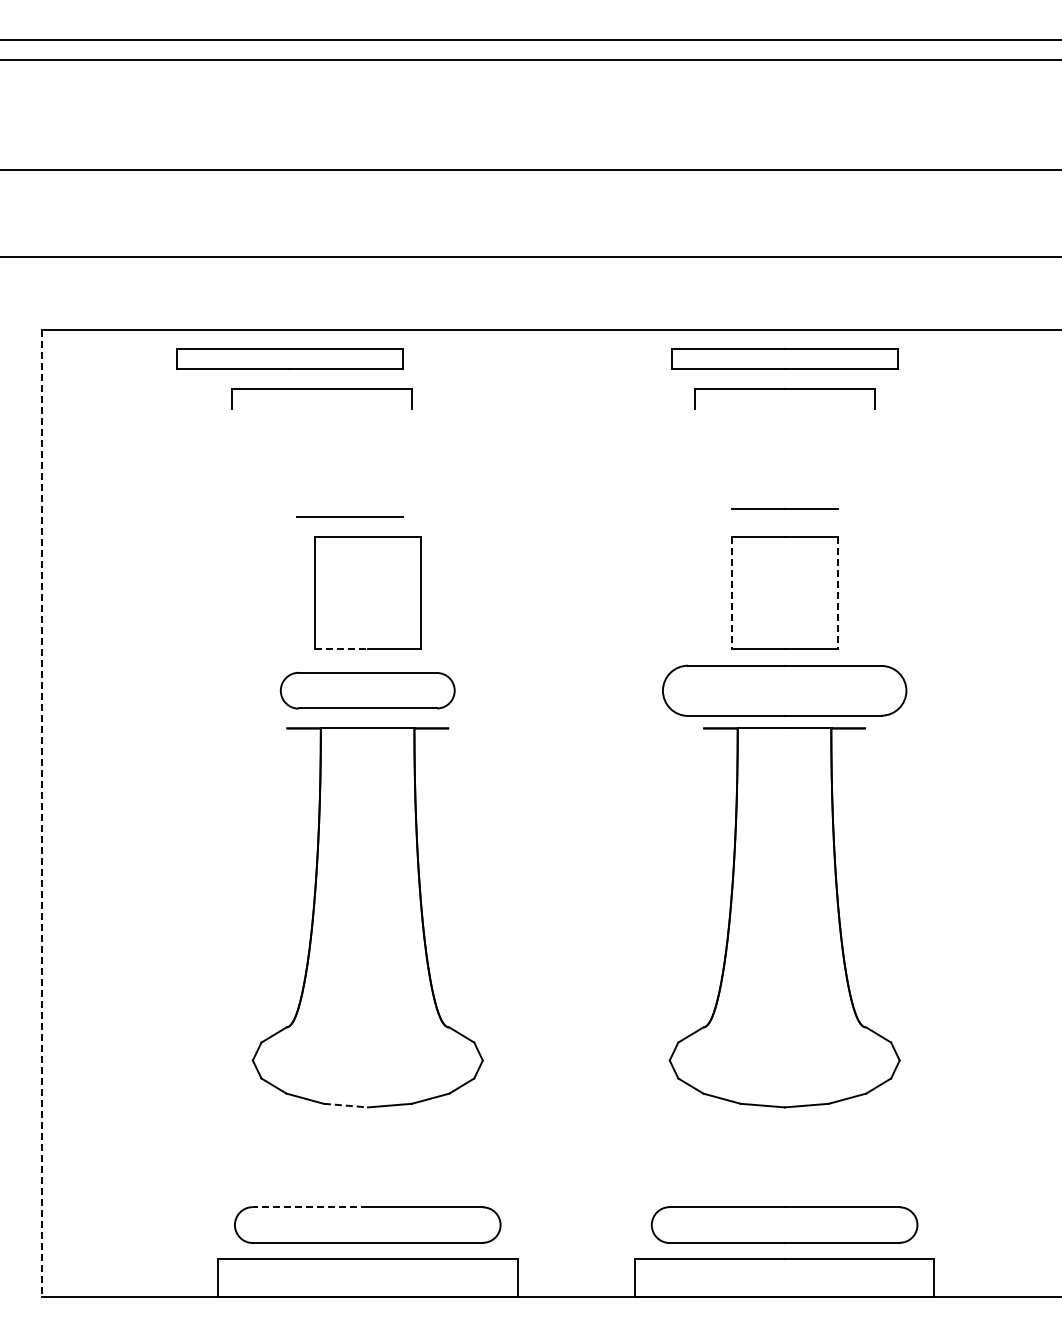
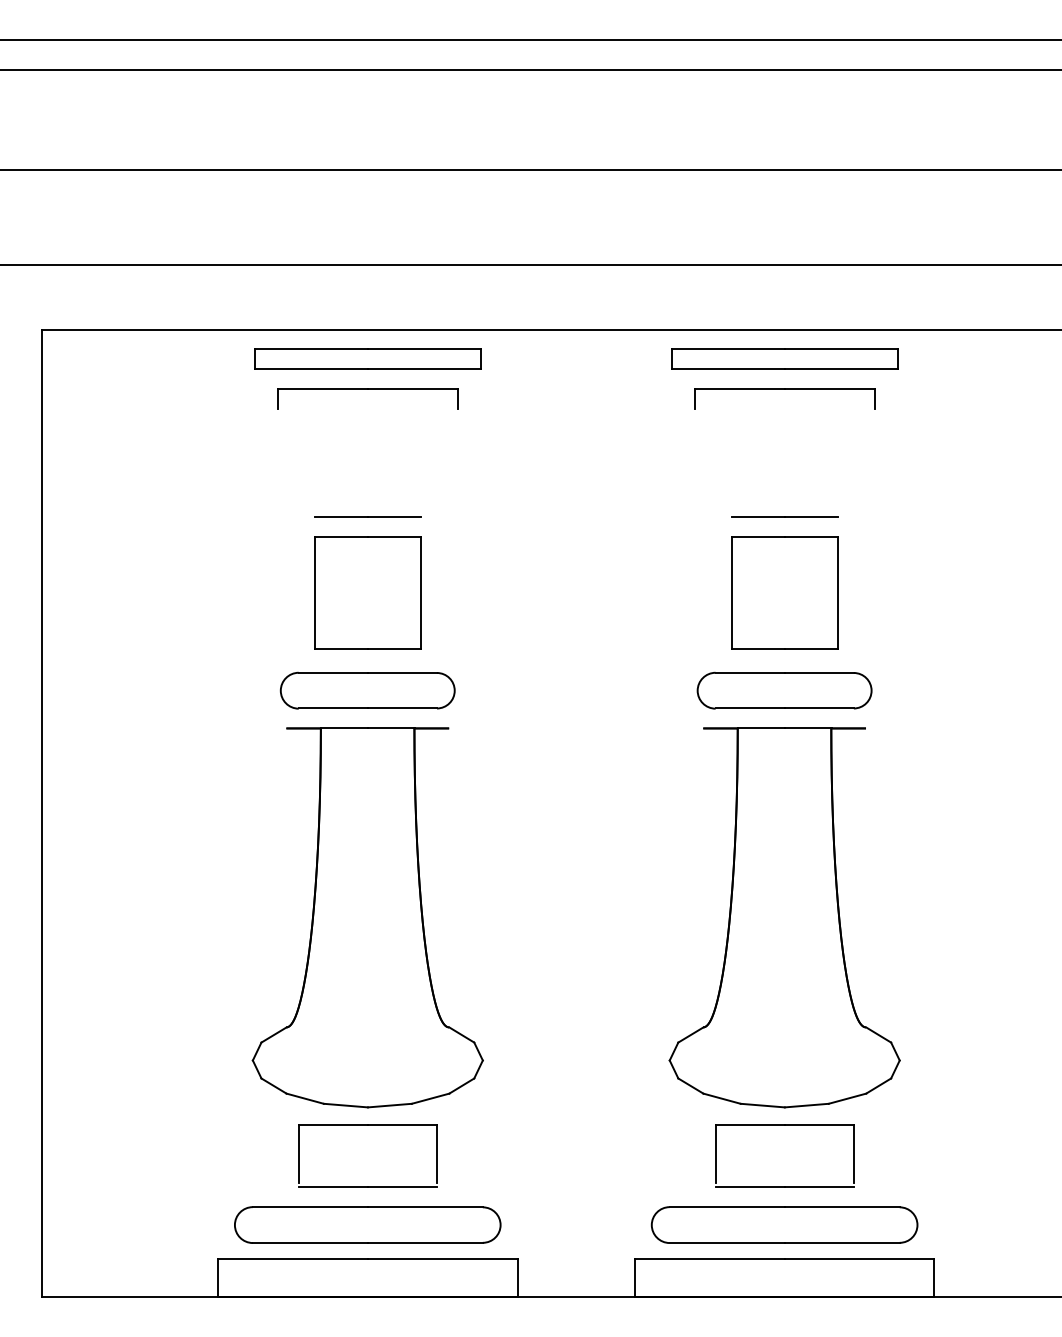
line position: (530, 60) -> (530, 70) (530, 70)
line position: (530, 256) -> (530, 264) (530, 264)
part position: (289, 358) -> (367, 358) (367, 358)
part position: (321, 389) -> (367, 389) (367, 389)
line position: (784, 508) -> (784, 516) (784, 516)
line position: (349, 516) -> (367, 516) (367, 516)
line: dashed -> solid (731, 593)
line: dashed -> solid (837, 593)
line: dashed -> solid (341, 648)
part size: 246x53 px -> 177x39 px (784, 690)
line: dashed -> solid (42, 813)
line: dashed -> solid (346, 1105)
part: none -> present (367, 1125)
part: none -> present (784, 1125)
line: dashed -> solid (310, 1207)
